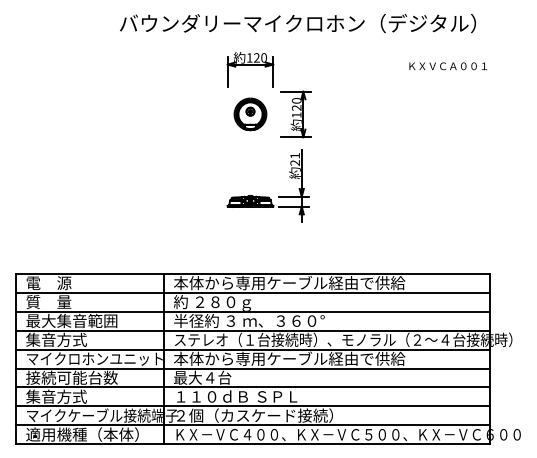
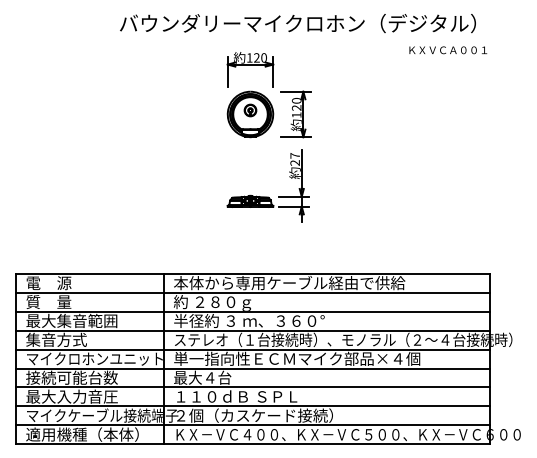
text position: (448, 66) -> (448, 50) (448, 50)
part size: 35x35 px -> 49x49 px (250, 114)
text: 21 -> 27 (294, 155)
text: 本体から専用ケーブル経由で供給 -> 単一指向性ＥＣＭマイク部品×４個 (297, 358)
text: 集音方式 -> 最大入力音圧 (71, 396)
